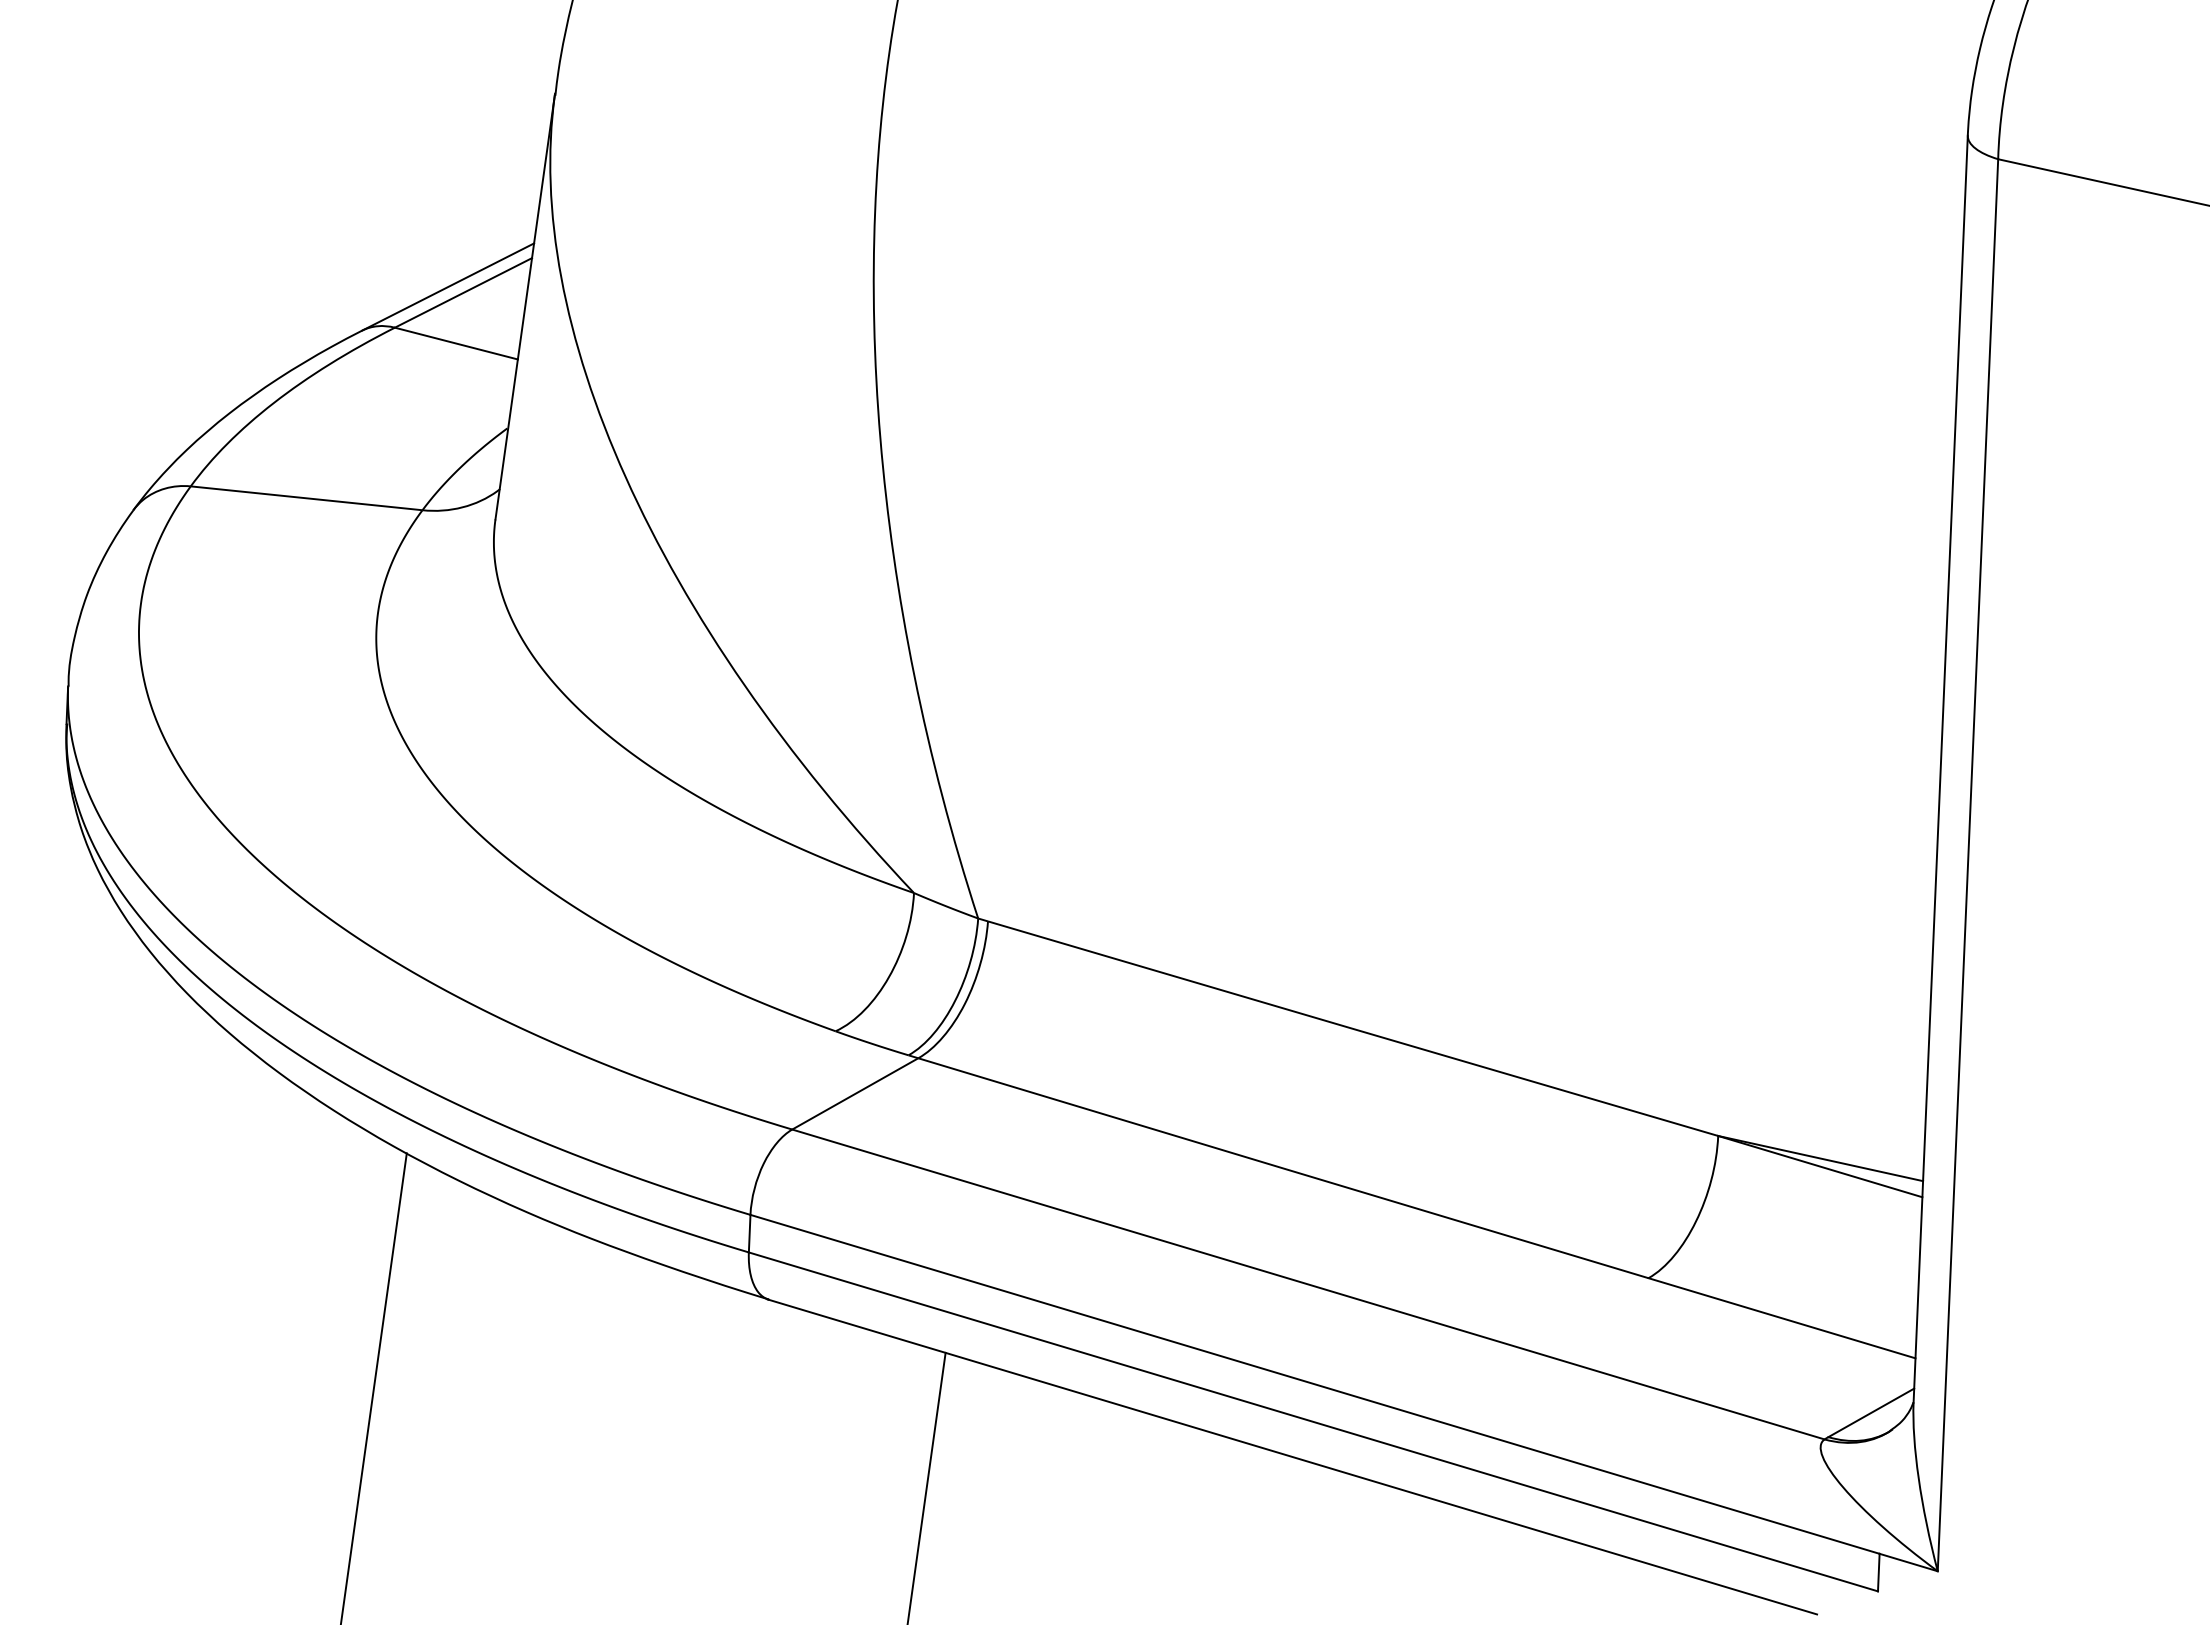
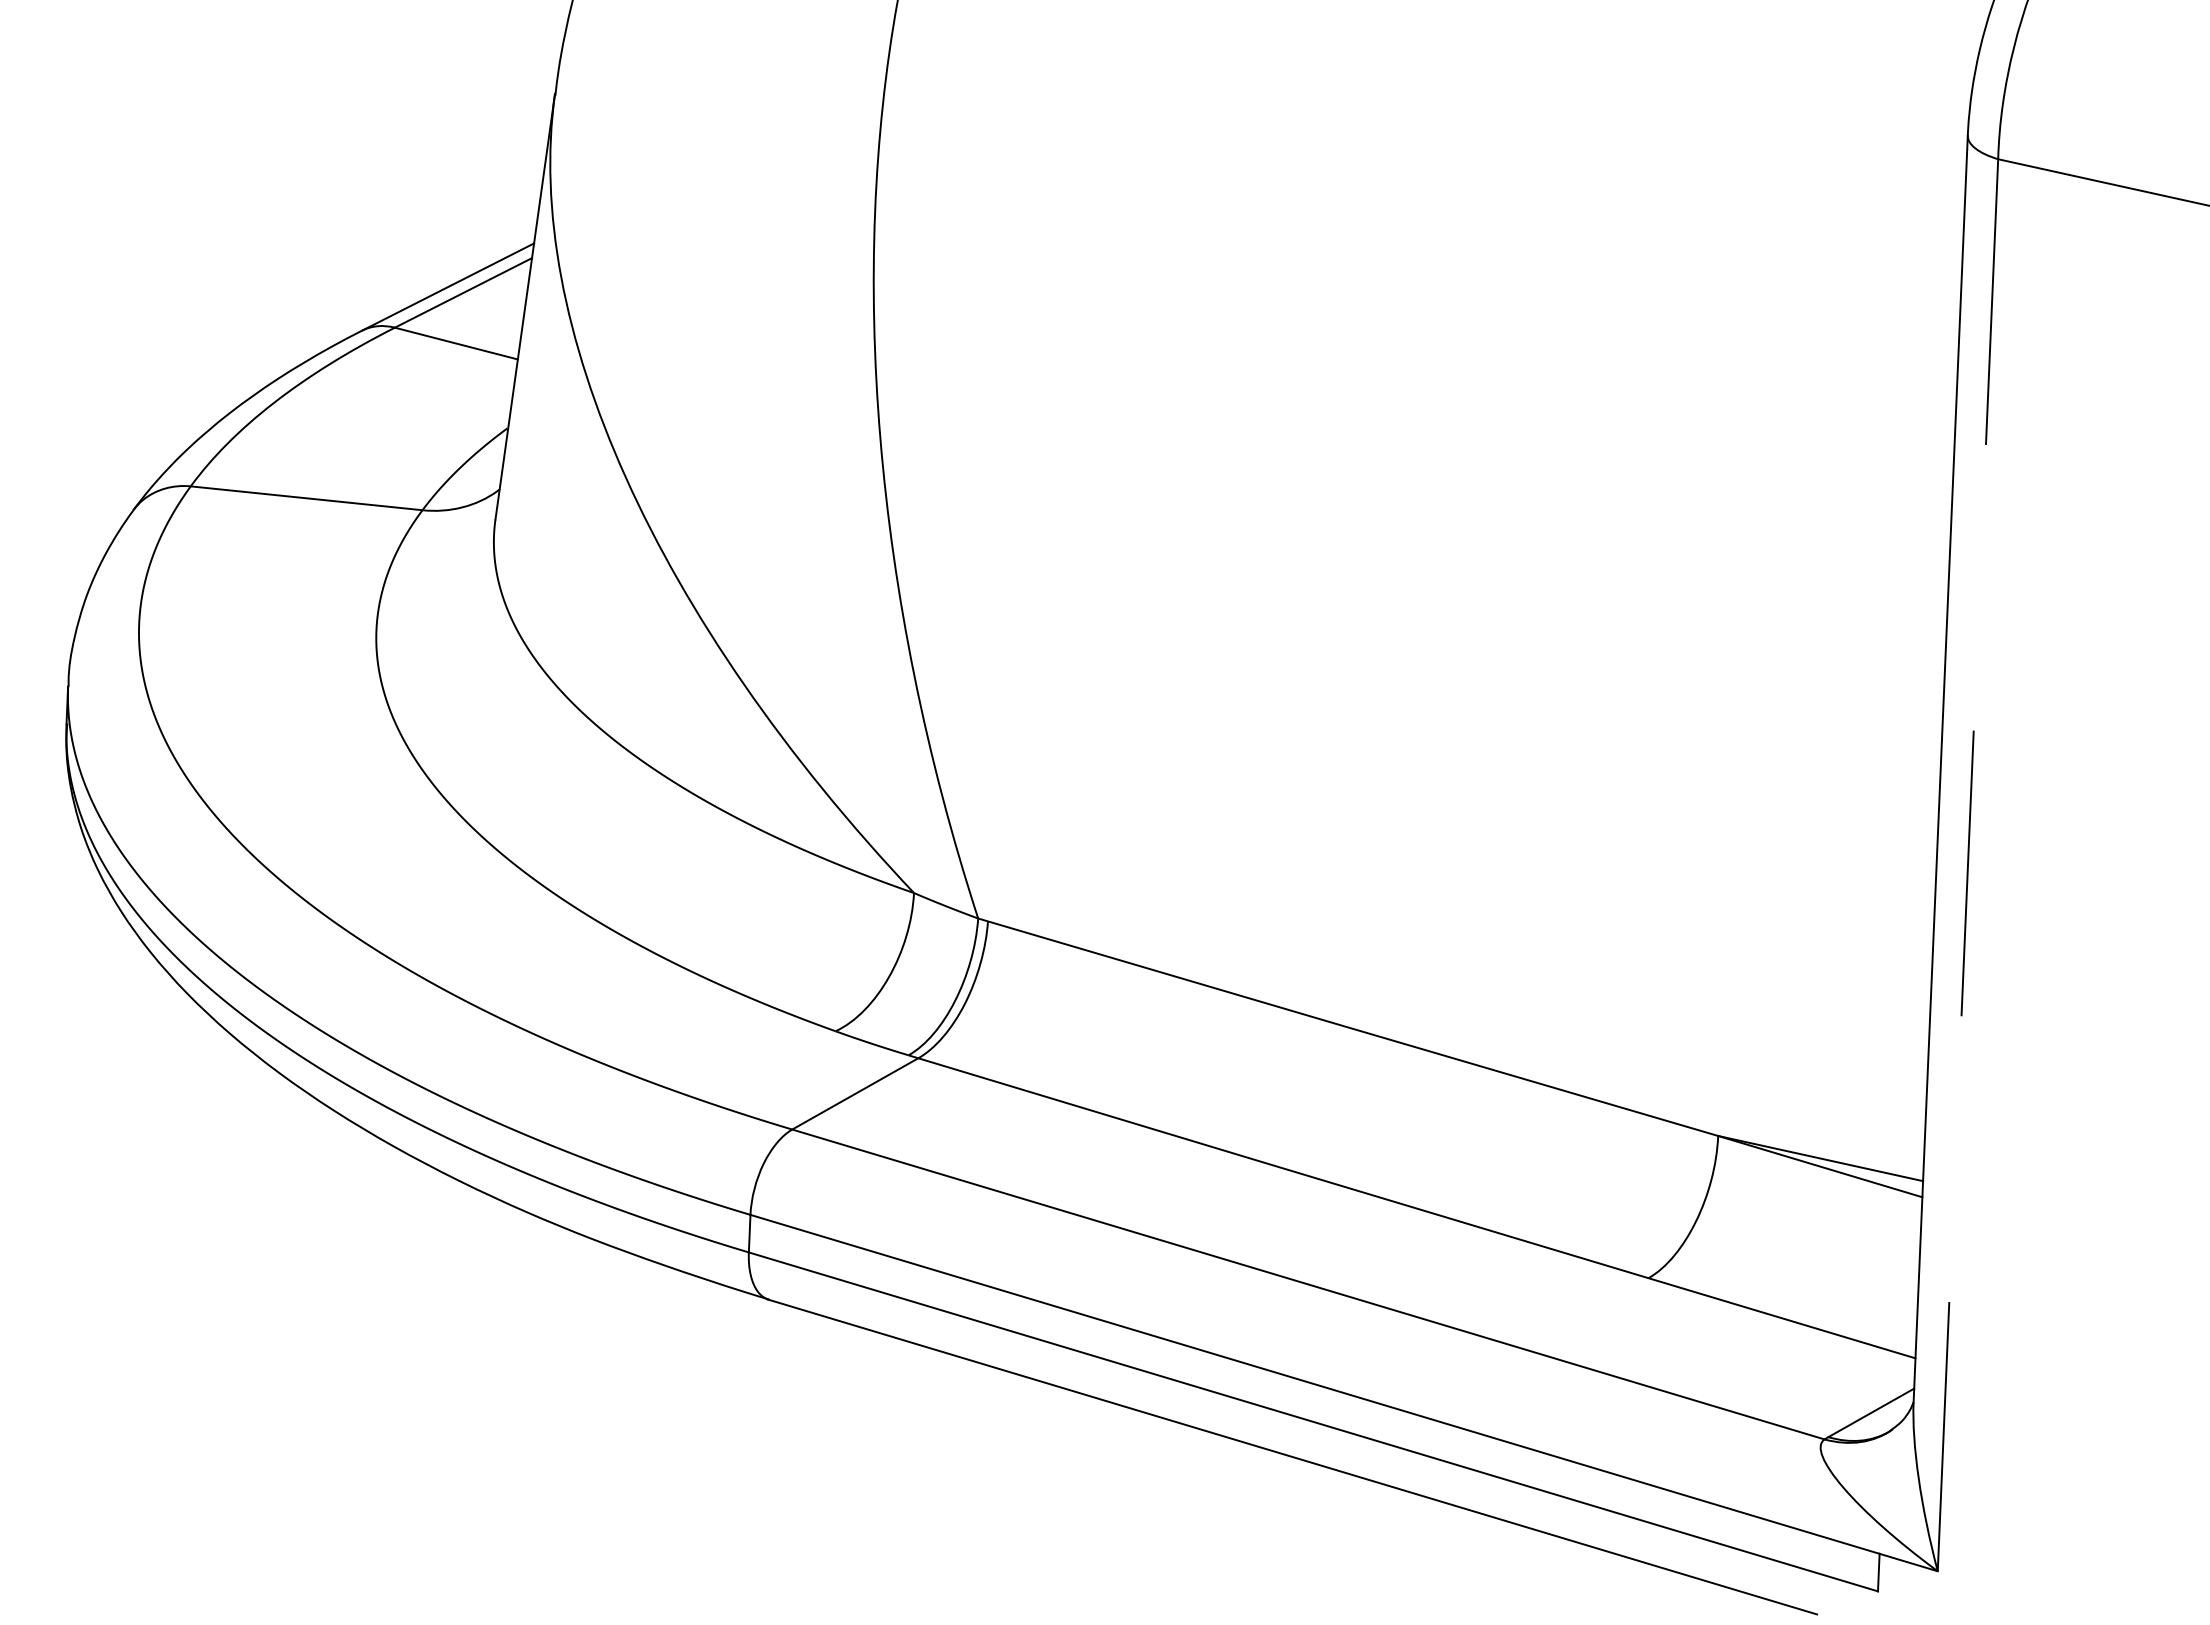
line: solid -> dashed (1967, 865)
line: present -> none (373, 1387)
line: present -> none (926, 1486)
